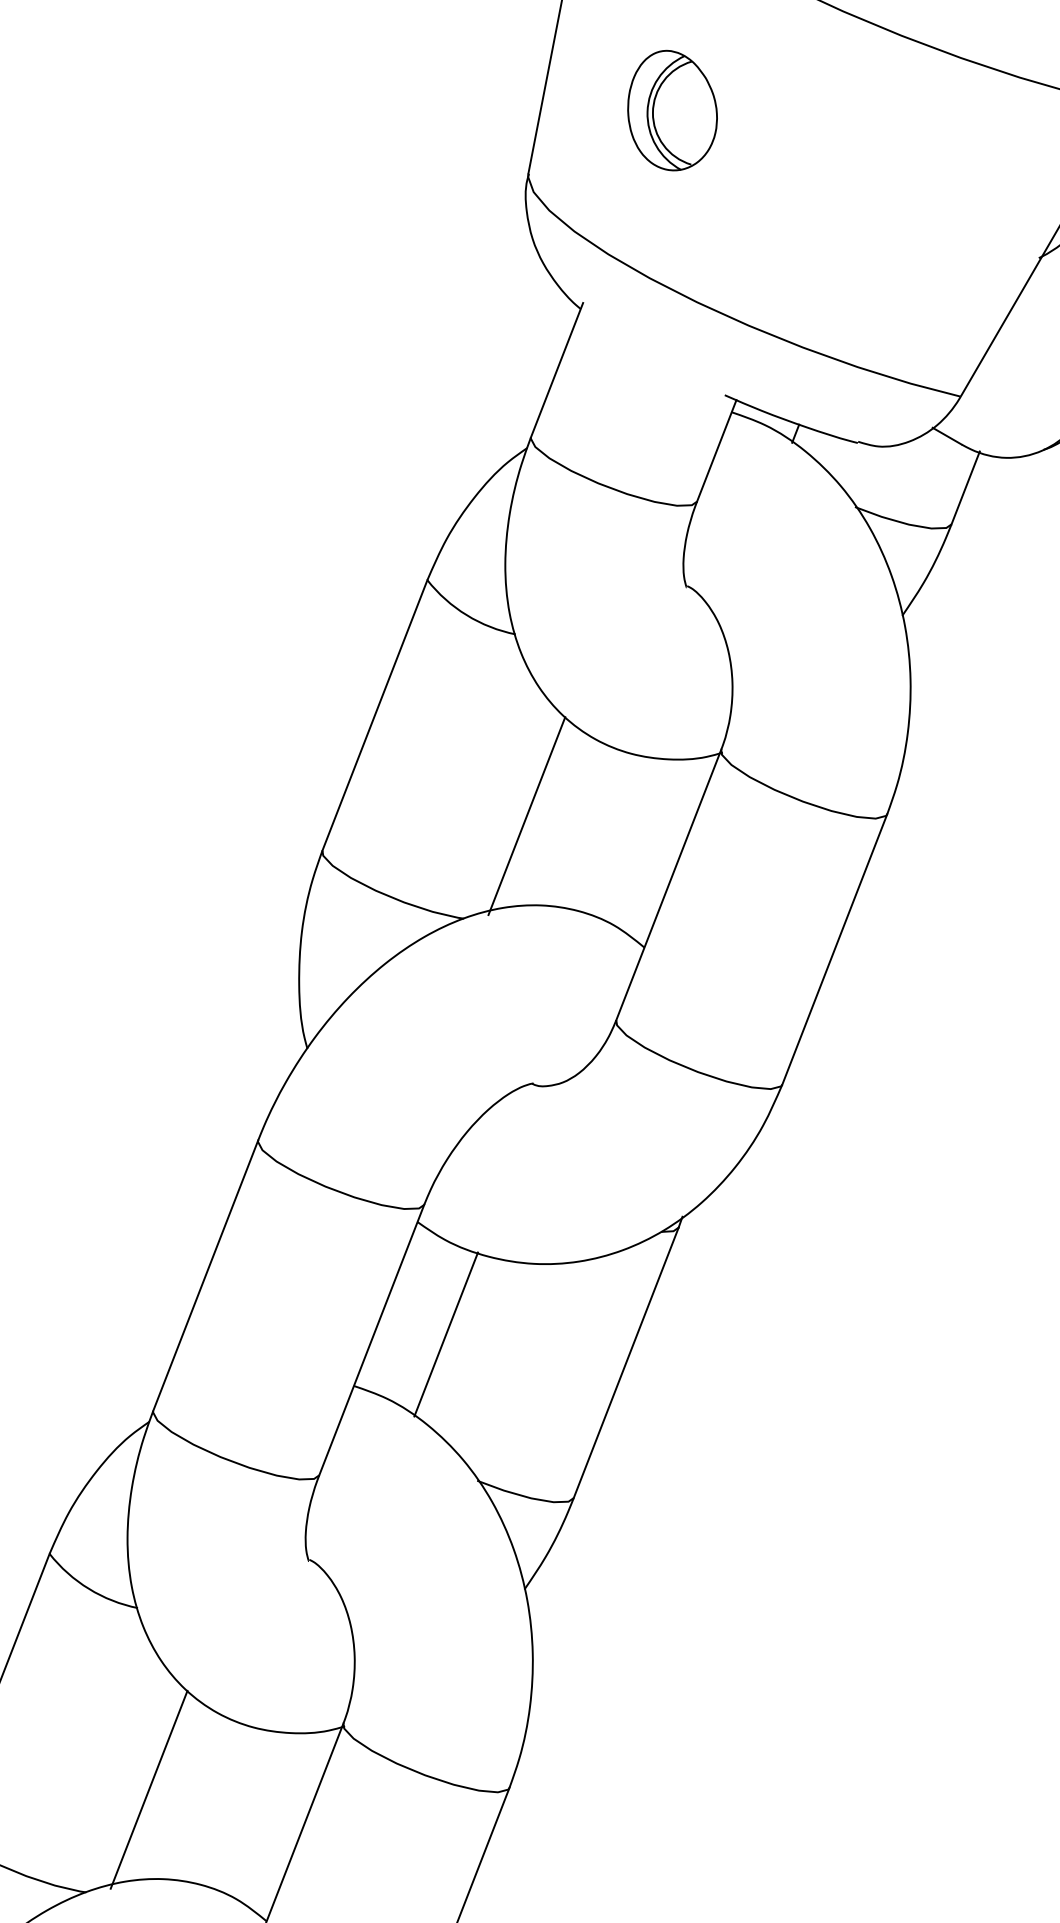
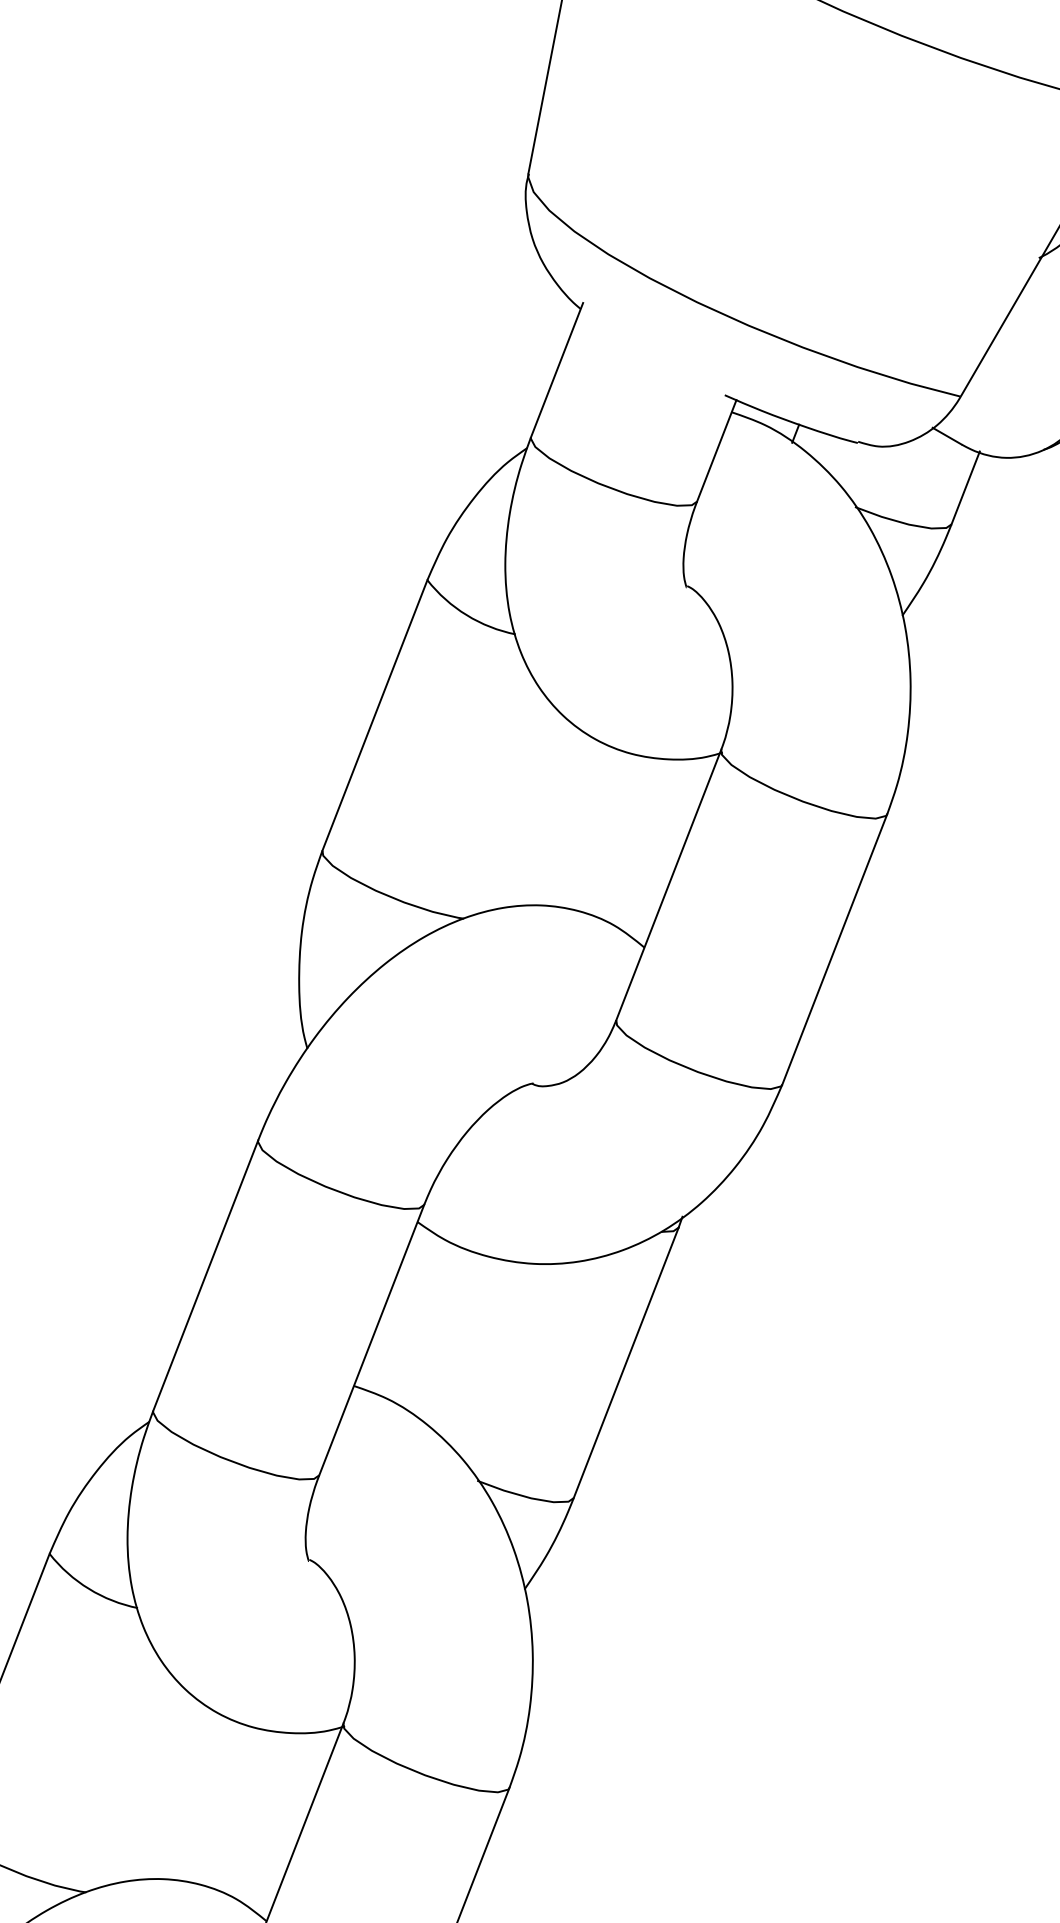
part: present -> none (672, 110)
line: present -> none (526, 816)
line: present -> none (446, 1334)
line: present -> none (148, 1789)
